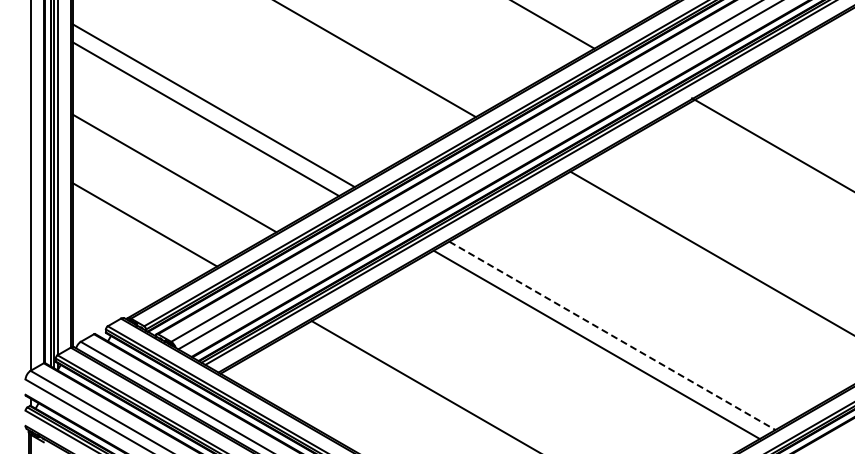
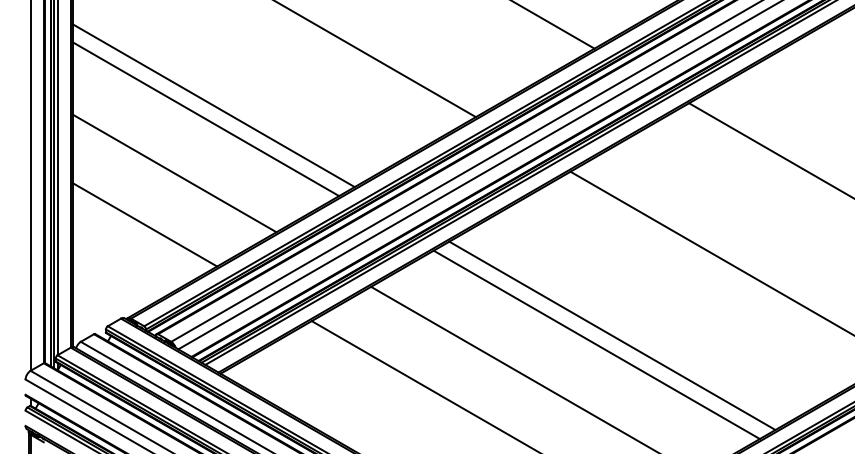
line position: (771, 144) -> (770, 149) (770, 149)
line: dashed -> solid (612, 336)
line: none -> present (512, 368)
